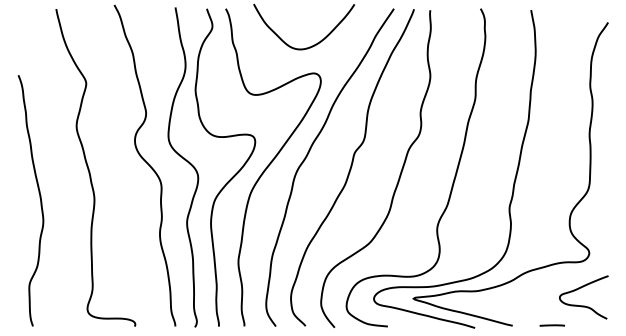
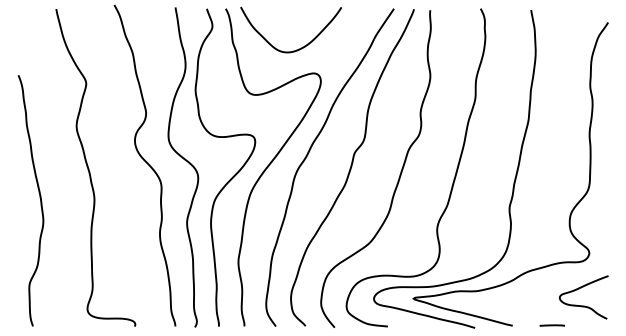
curve position: (311, 45) -> (298, 48) (298, 48)
